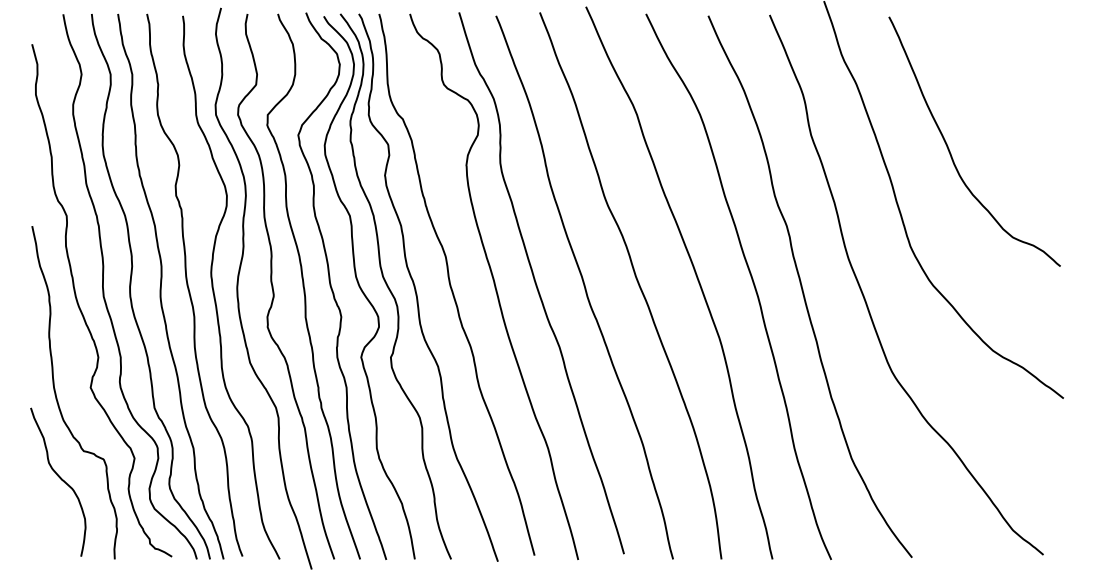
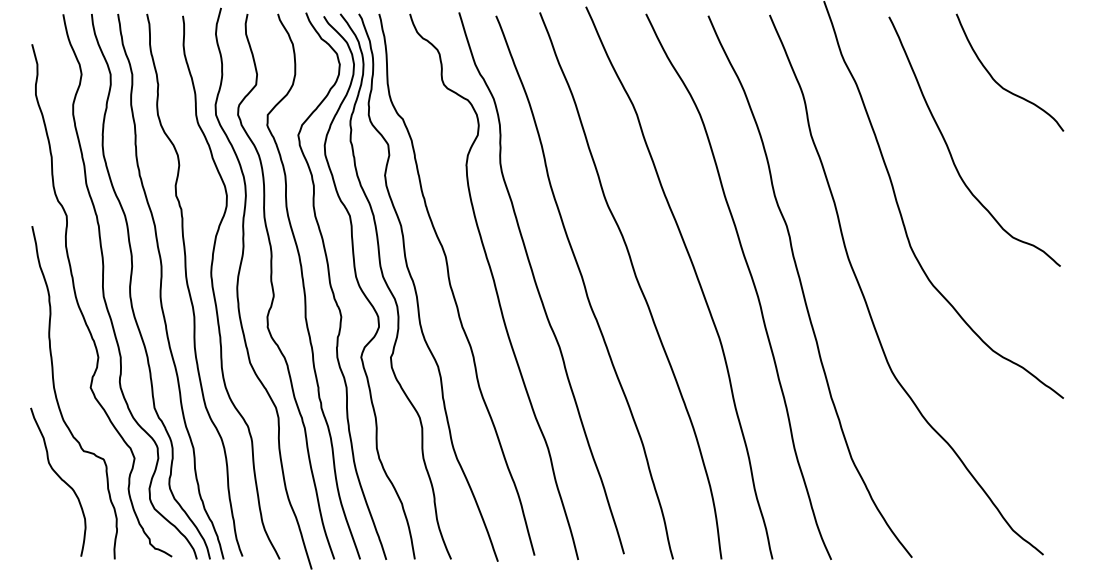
curve: none -> present (999, 83)
